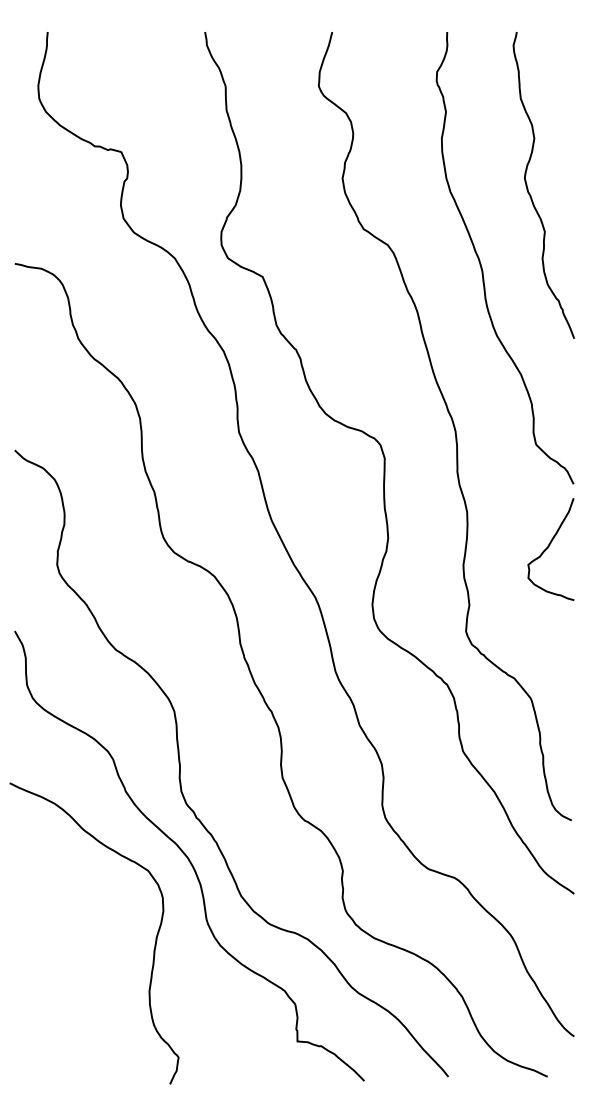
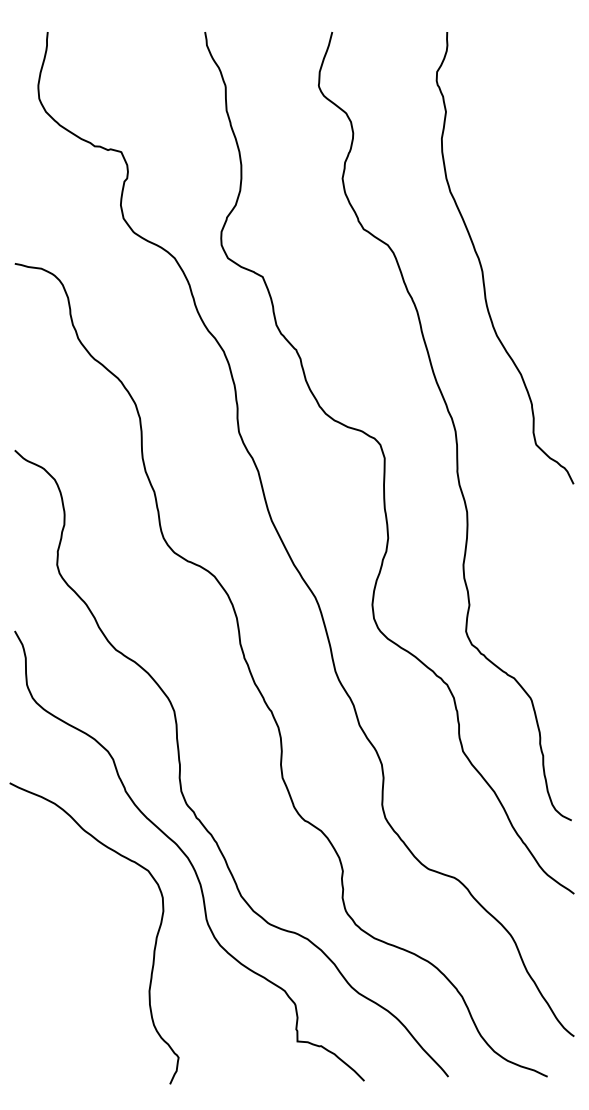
curve: present -> none (530, 193)
curve: present -> none (548, 548)
